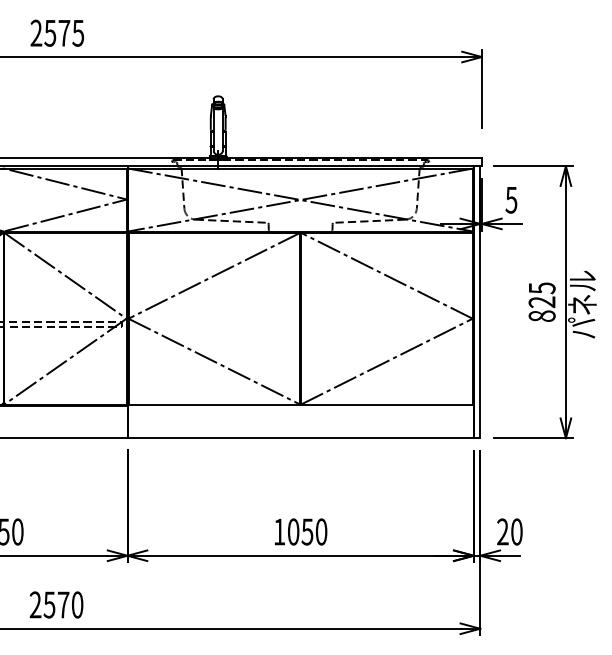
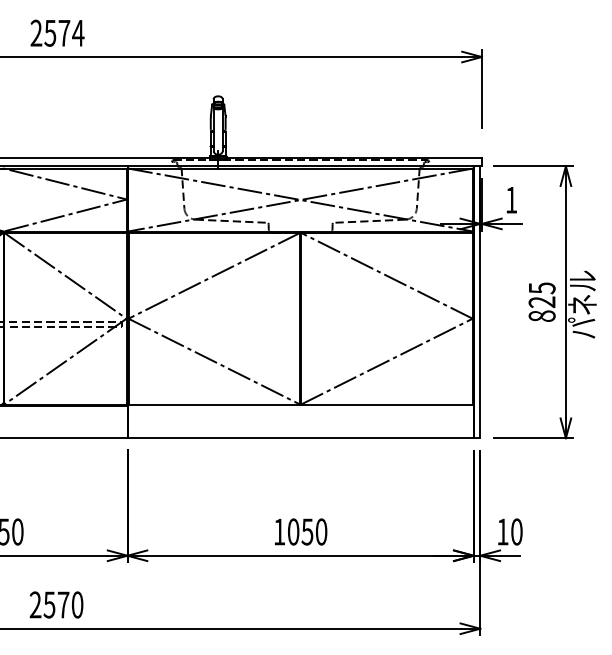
text: 2575 -> 2574 (78, 33)
text: 5 -> 1 (511, 200)
text: 20 -> 10 (502, 531)
